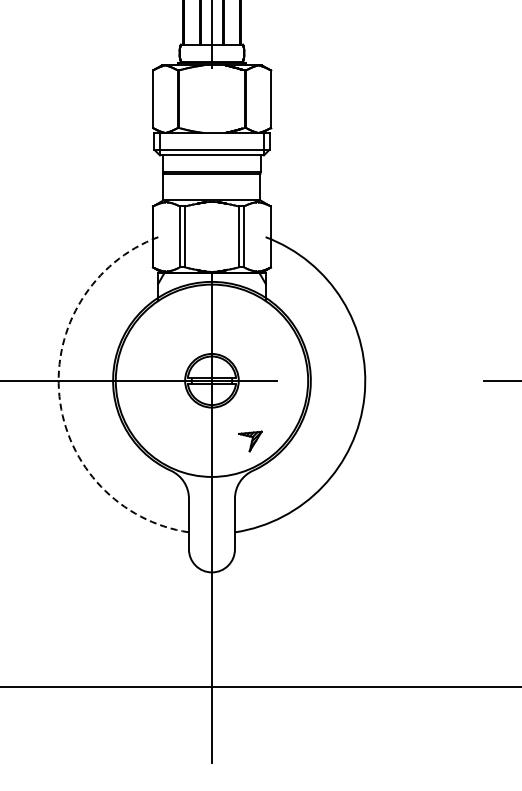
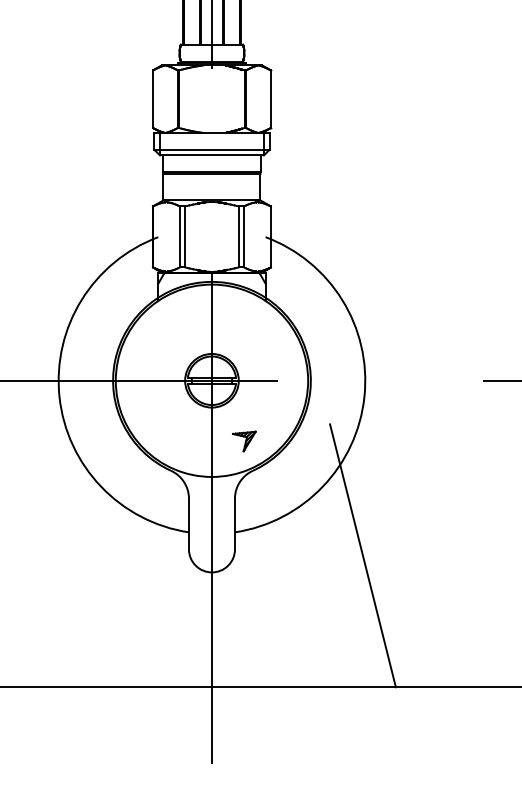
arc: dashed -> solid (59, 396)
part position: (250, 441) -> (244, 441) (244, 441)
line: none -> present (362, 555)
